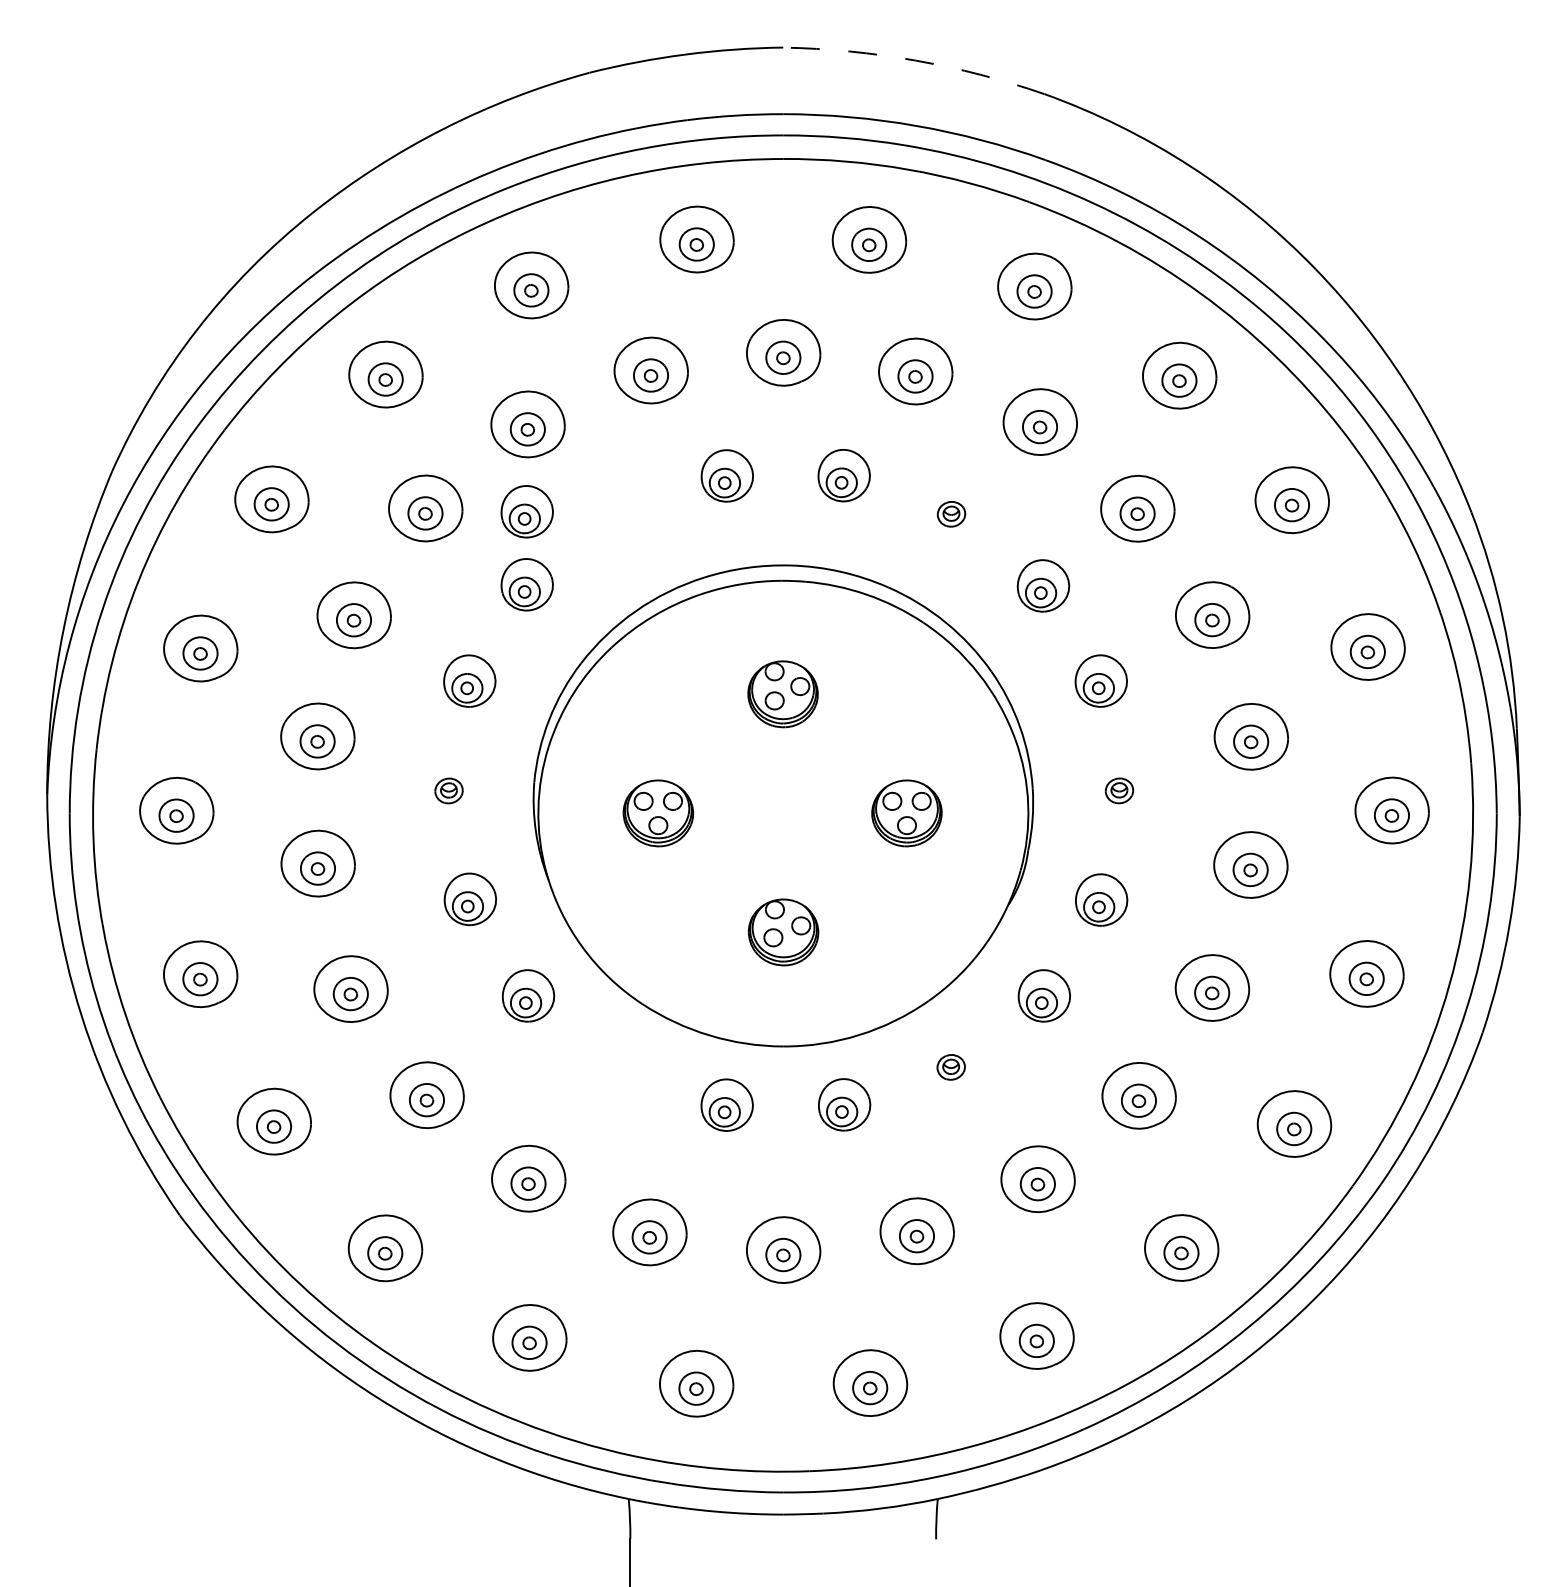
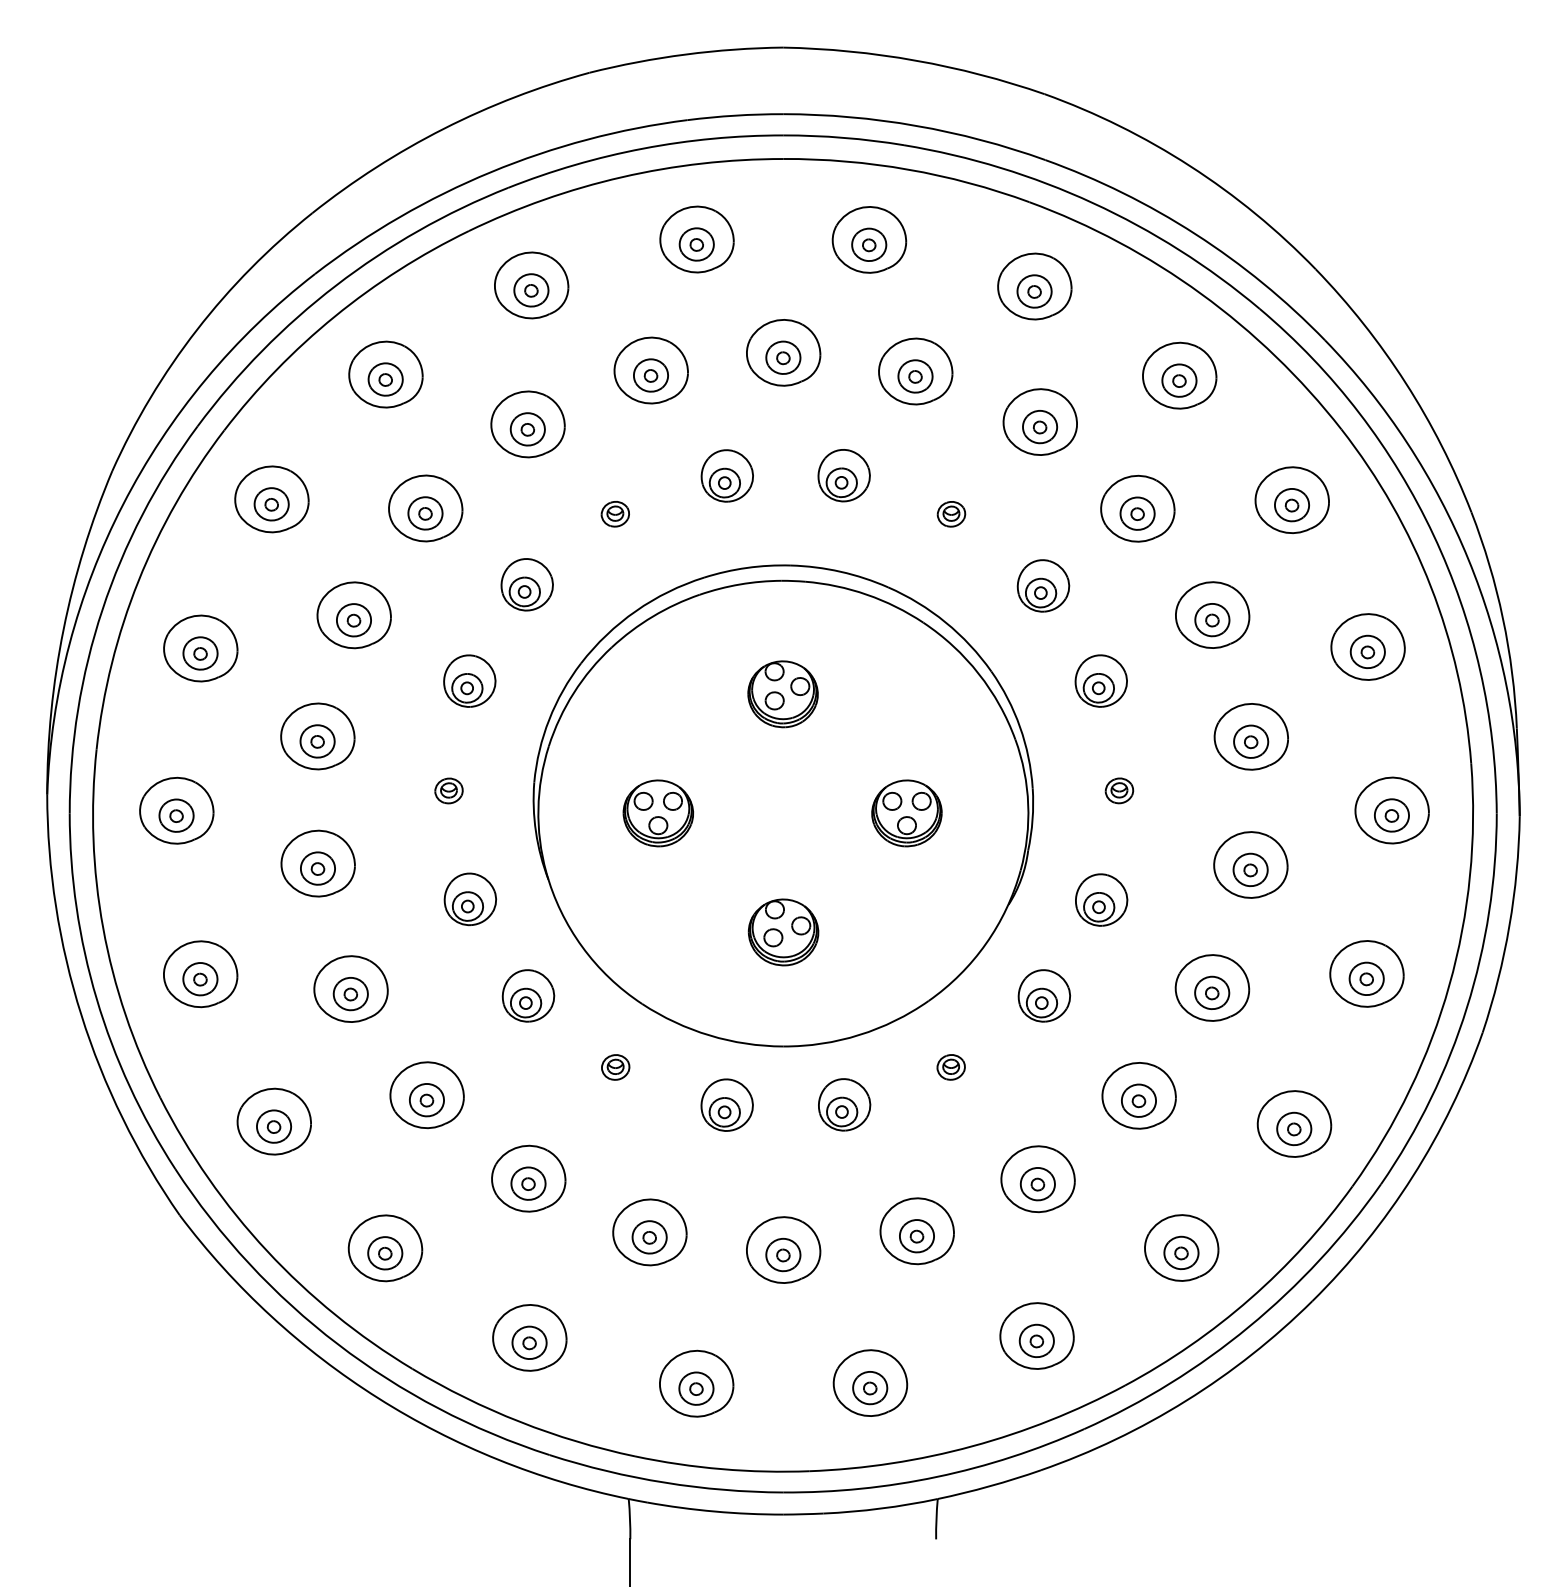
arc: dashed -> solid (915, 60)
part: present -> none (526, 511)
part: none -> present (614, 514)
part: none -> present (615, 1067)
